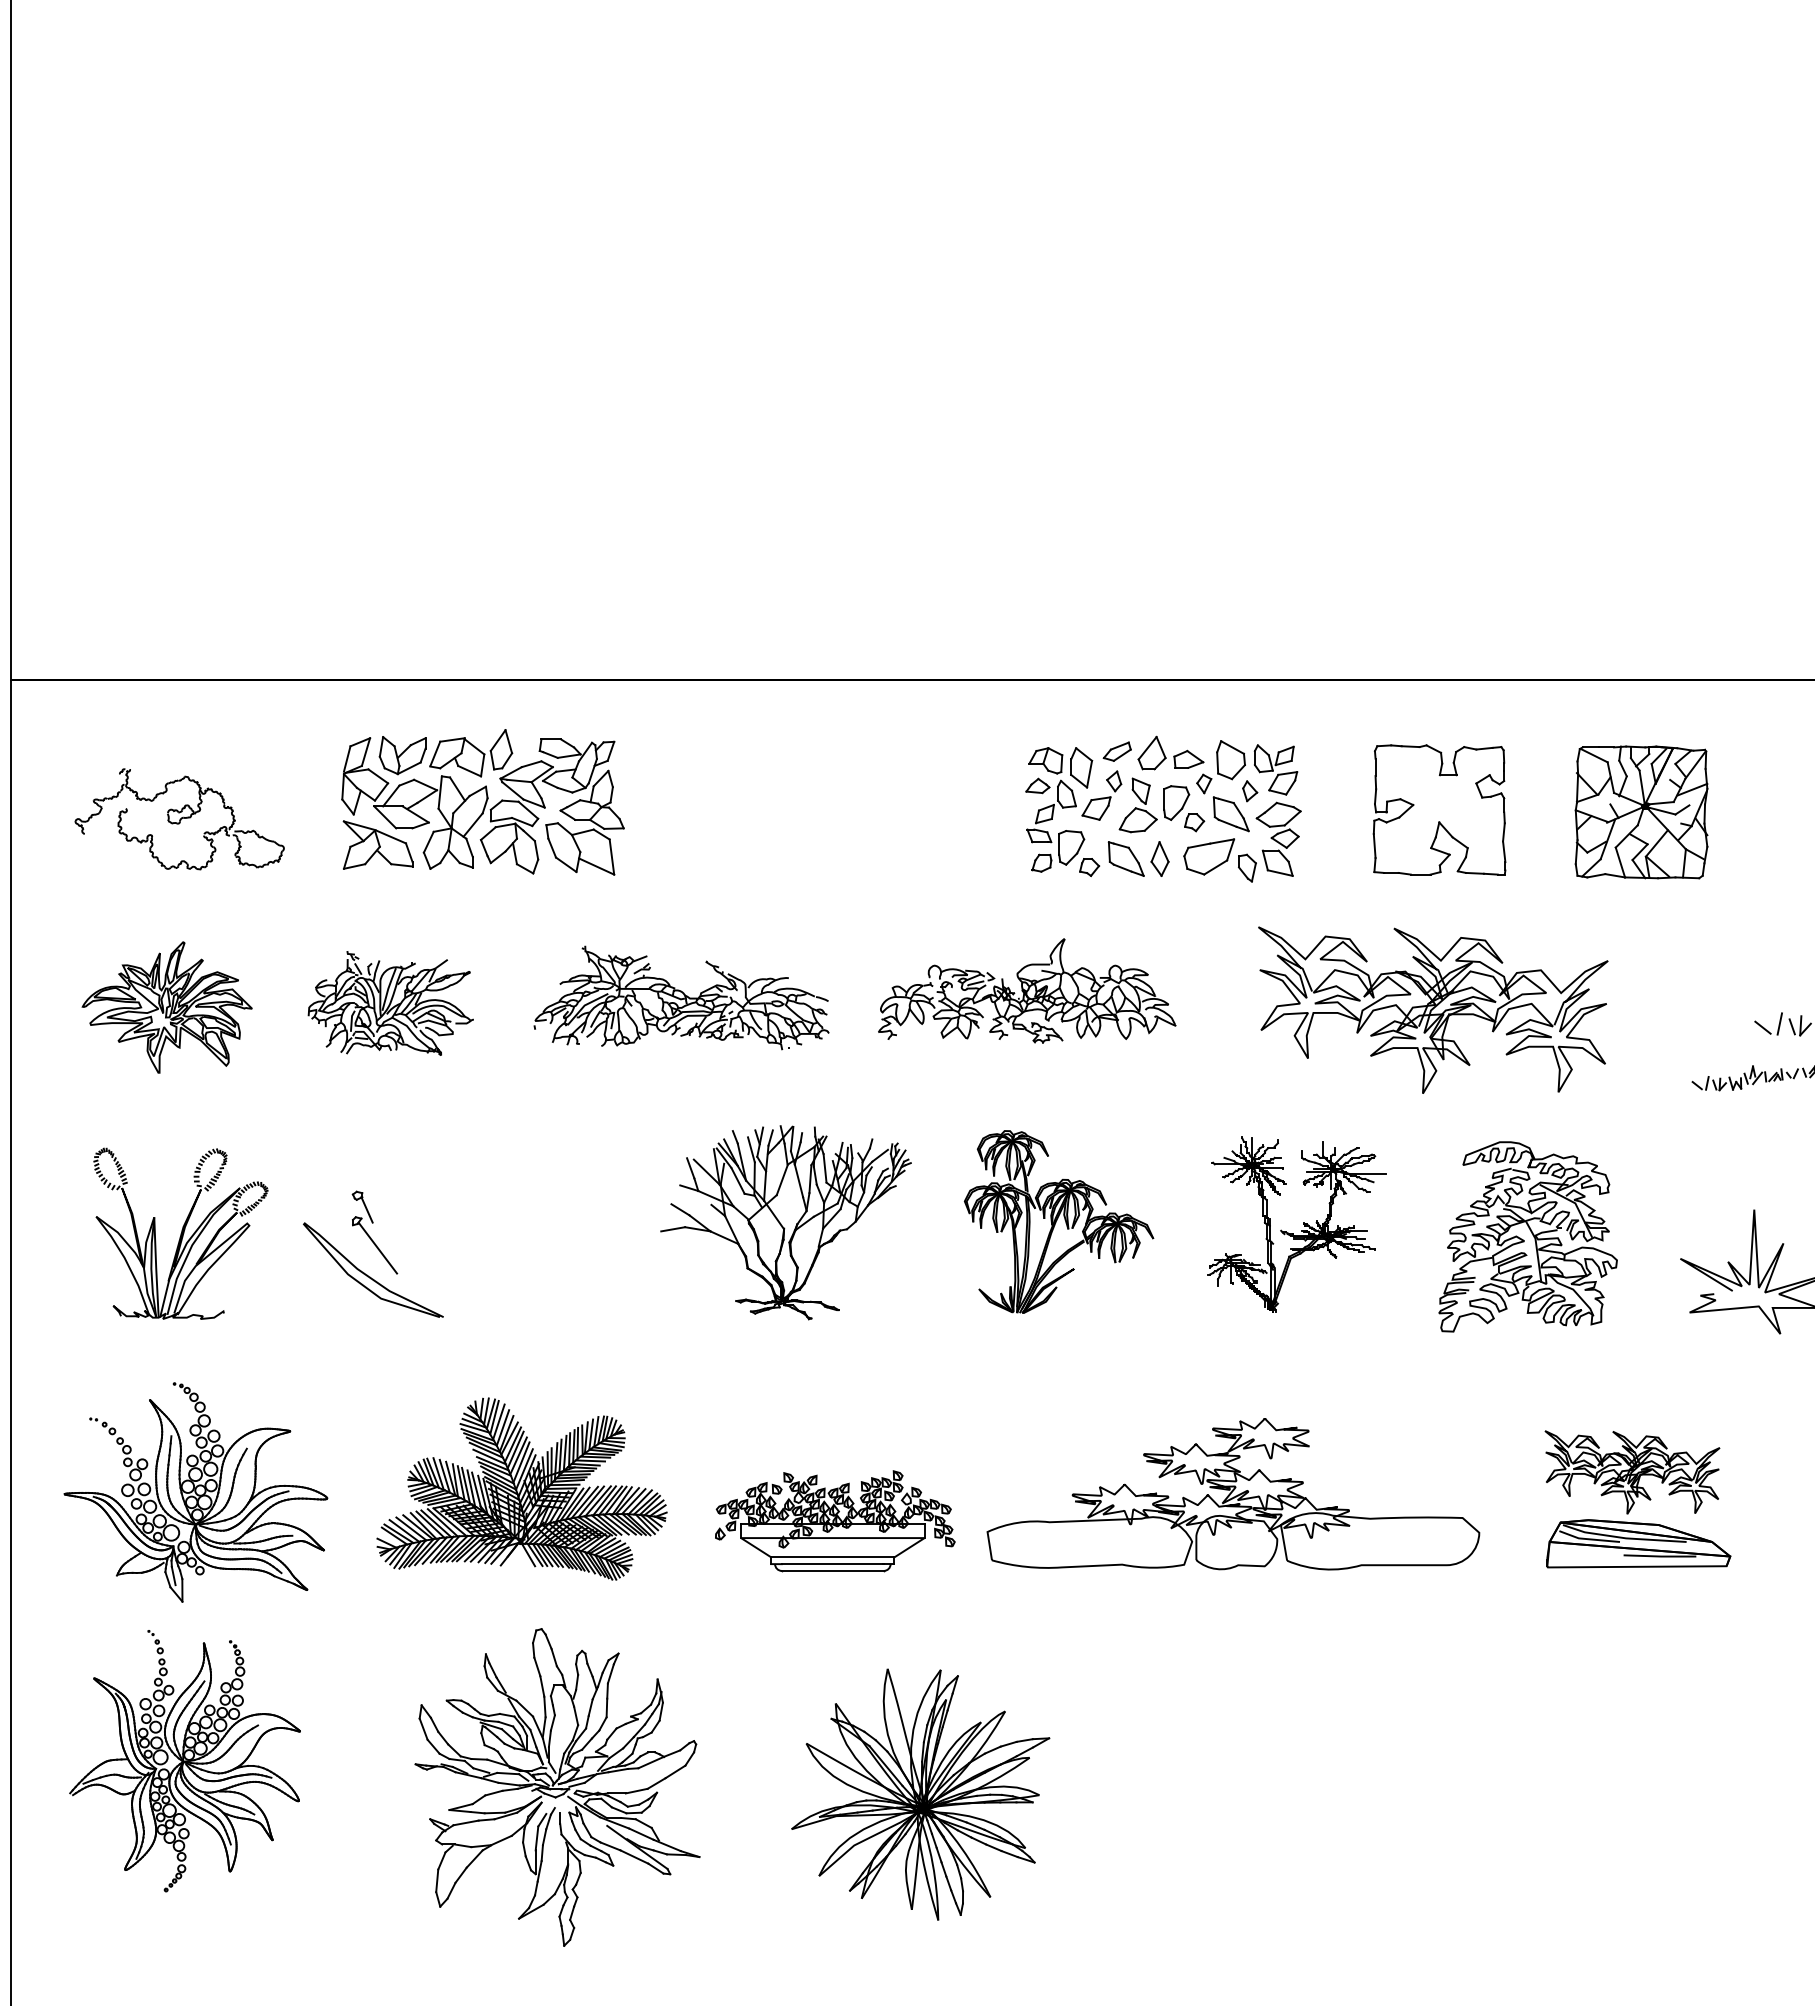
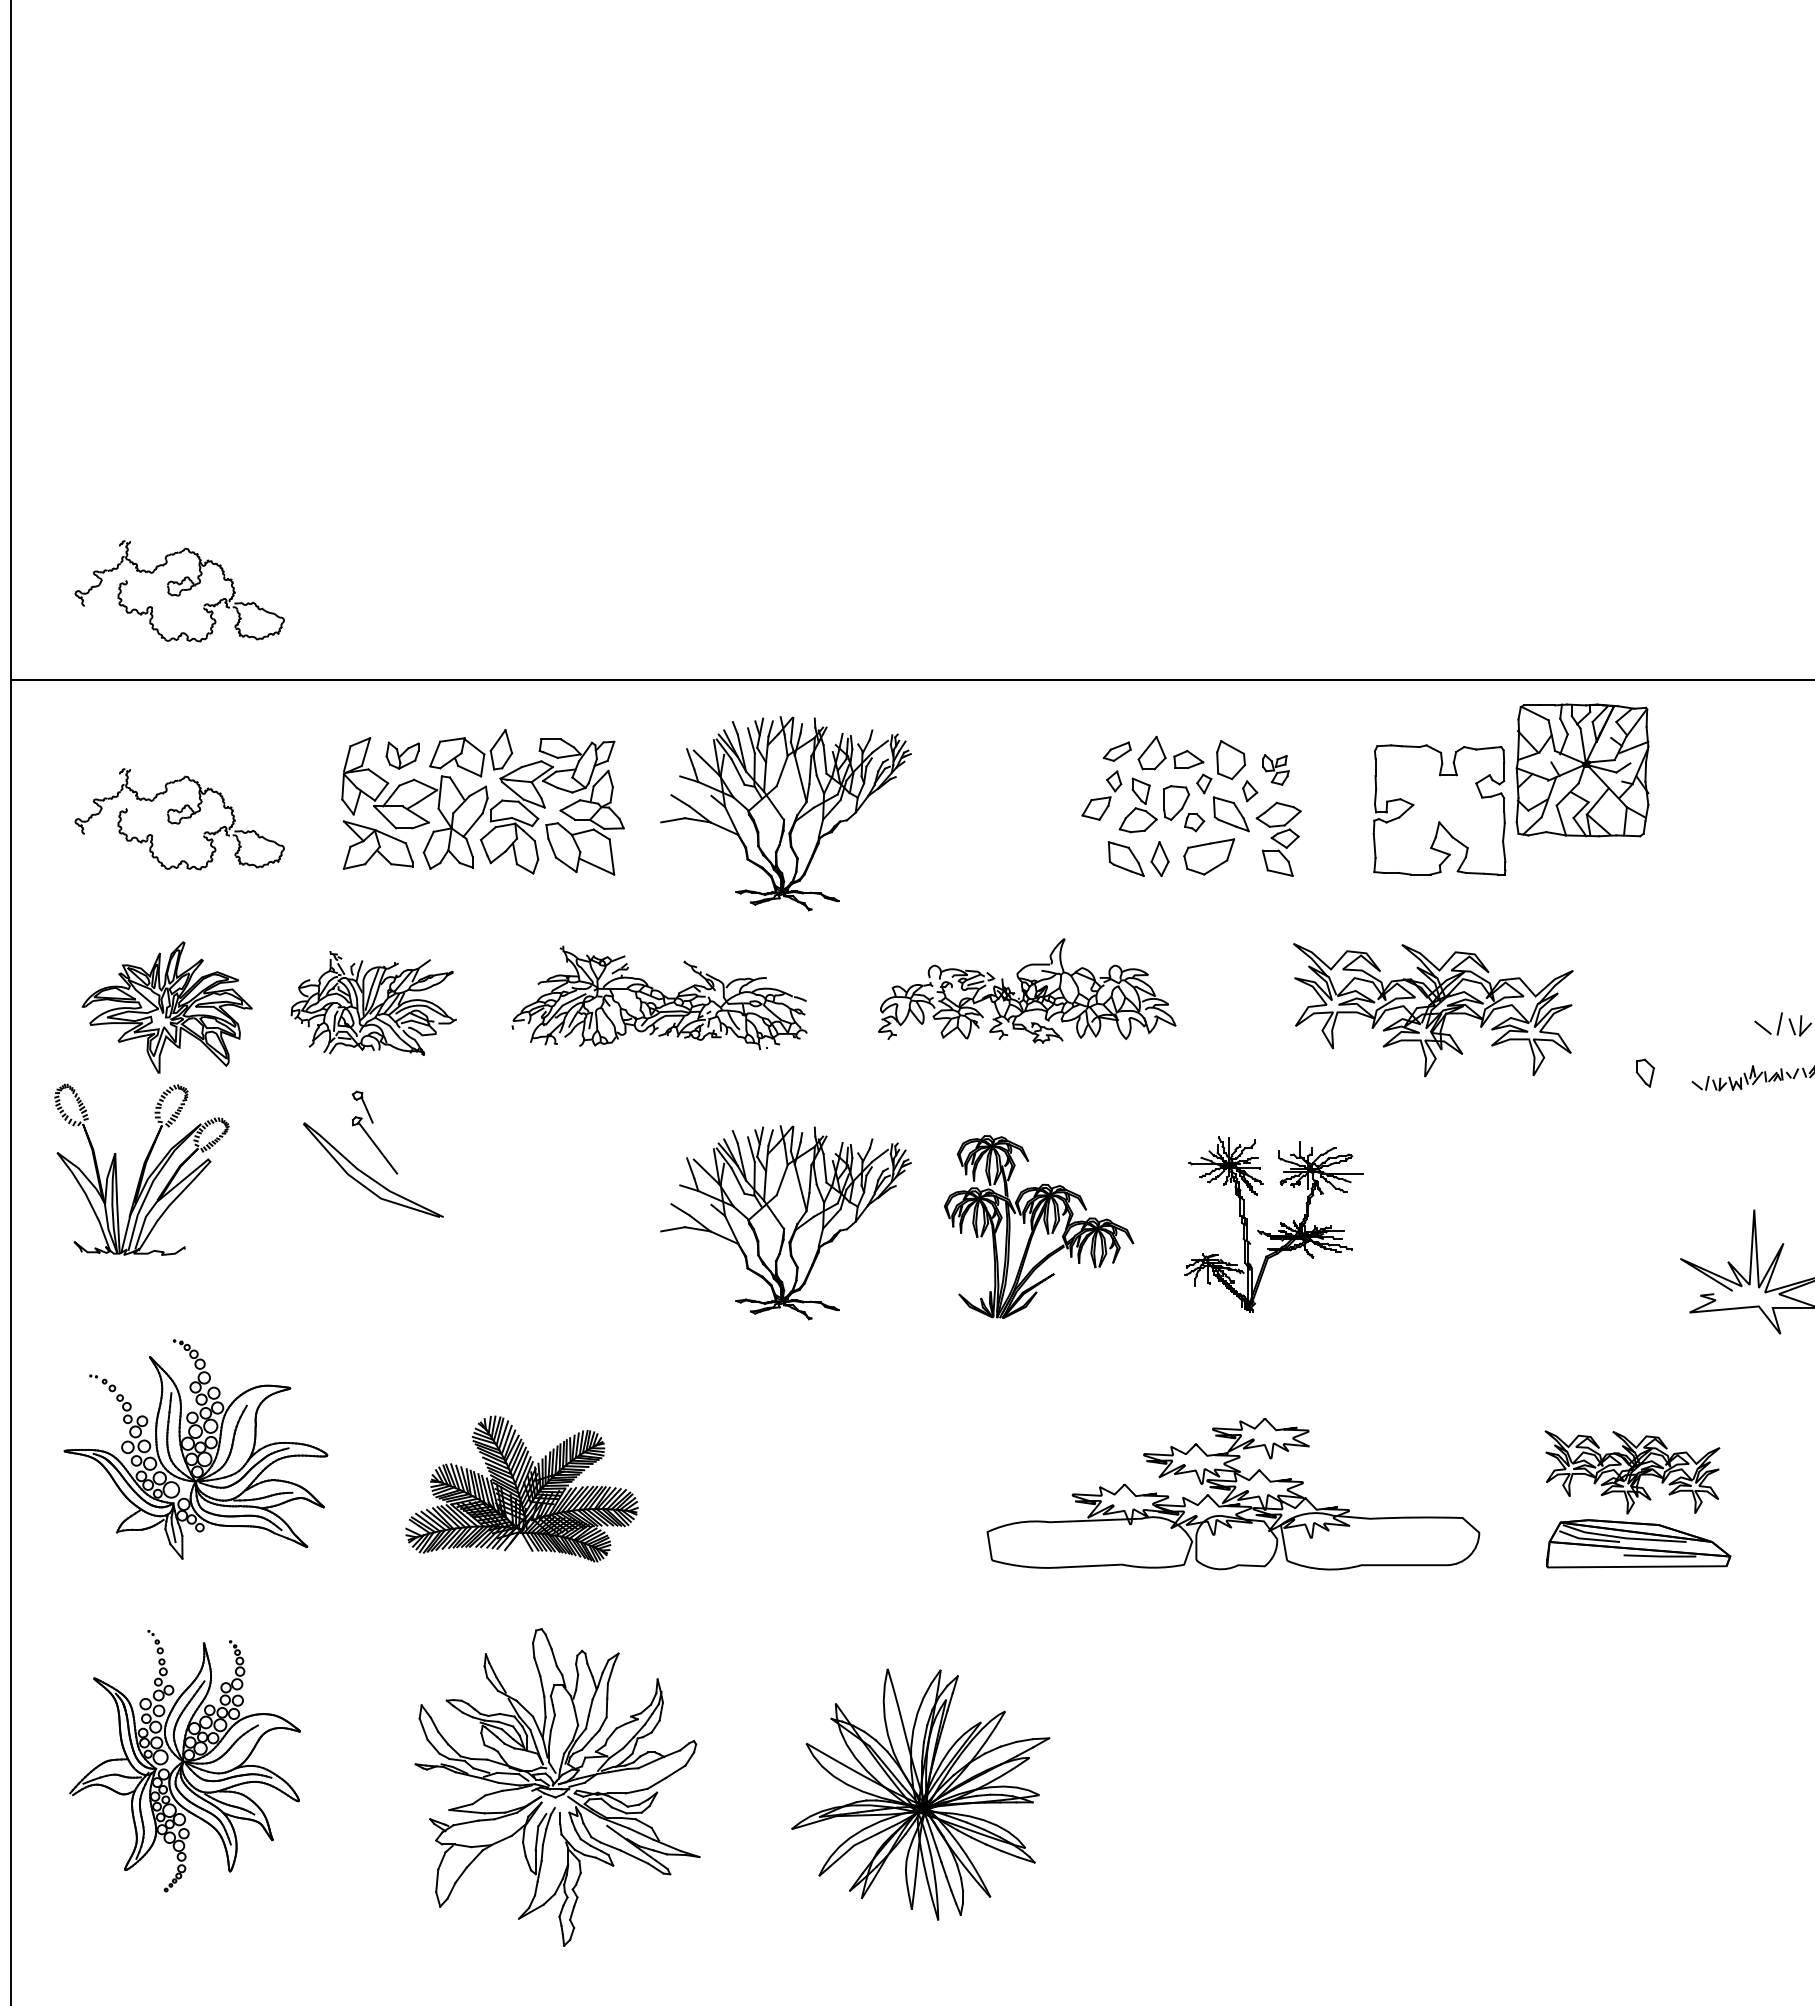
part: none -> present (179, 591)
part size: 49x40 px -> 35x29 px (402, 755)
part size: 46x52 px -> 28x32 px (1275, 769)
part: present -> none (1062, 811)
part position: (1641, 812) -> (1582, 770) (1582, 770)
part: none -> present (785, 813)
part position: (1247, 867) -> (1645, 1072) (1645, 1072)
part position: (681, 997) -> (659, 997) (659, 997)
part position: (390, 1003) -> (373, 1003) (373, 1003)
part size: 351x168 px -> 281x135 px (1433, 1010)
part position: (1058, 1221) -> (1038, 1226) (1038, 1226)
part position: (1303, 1224) -> (1280, 1224) (1280, 1224)
part position: (180, 1233) -> (141, 1169) (141, 1169)
part: present -> none (1527, 1236)
part position: (373, 1253) -> (373, 1153) (373, 1153)
part size: 292x184 px -> 234x148 px (521, 1488)
part position: (195, 1492) -> (195, 1449) (195, 1449)
part: present -> none (835, 1521)
